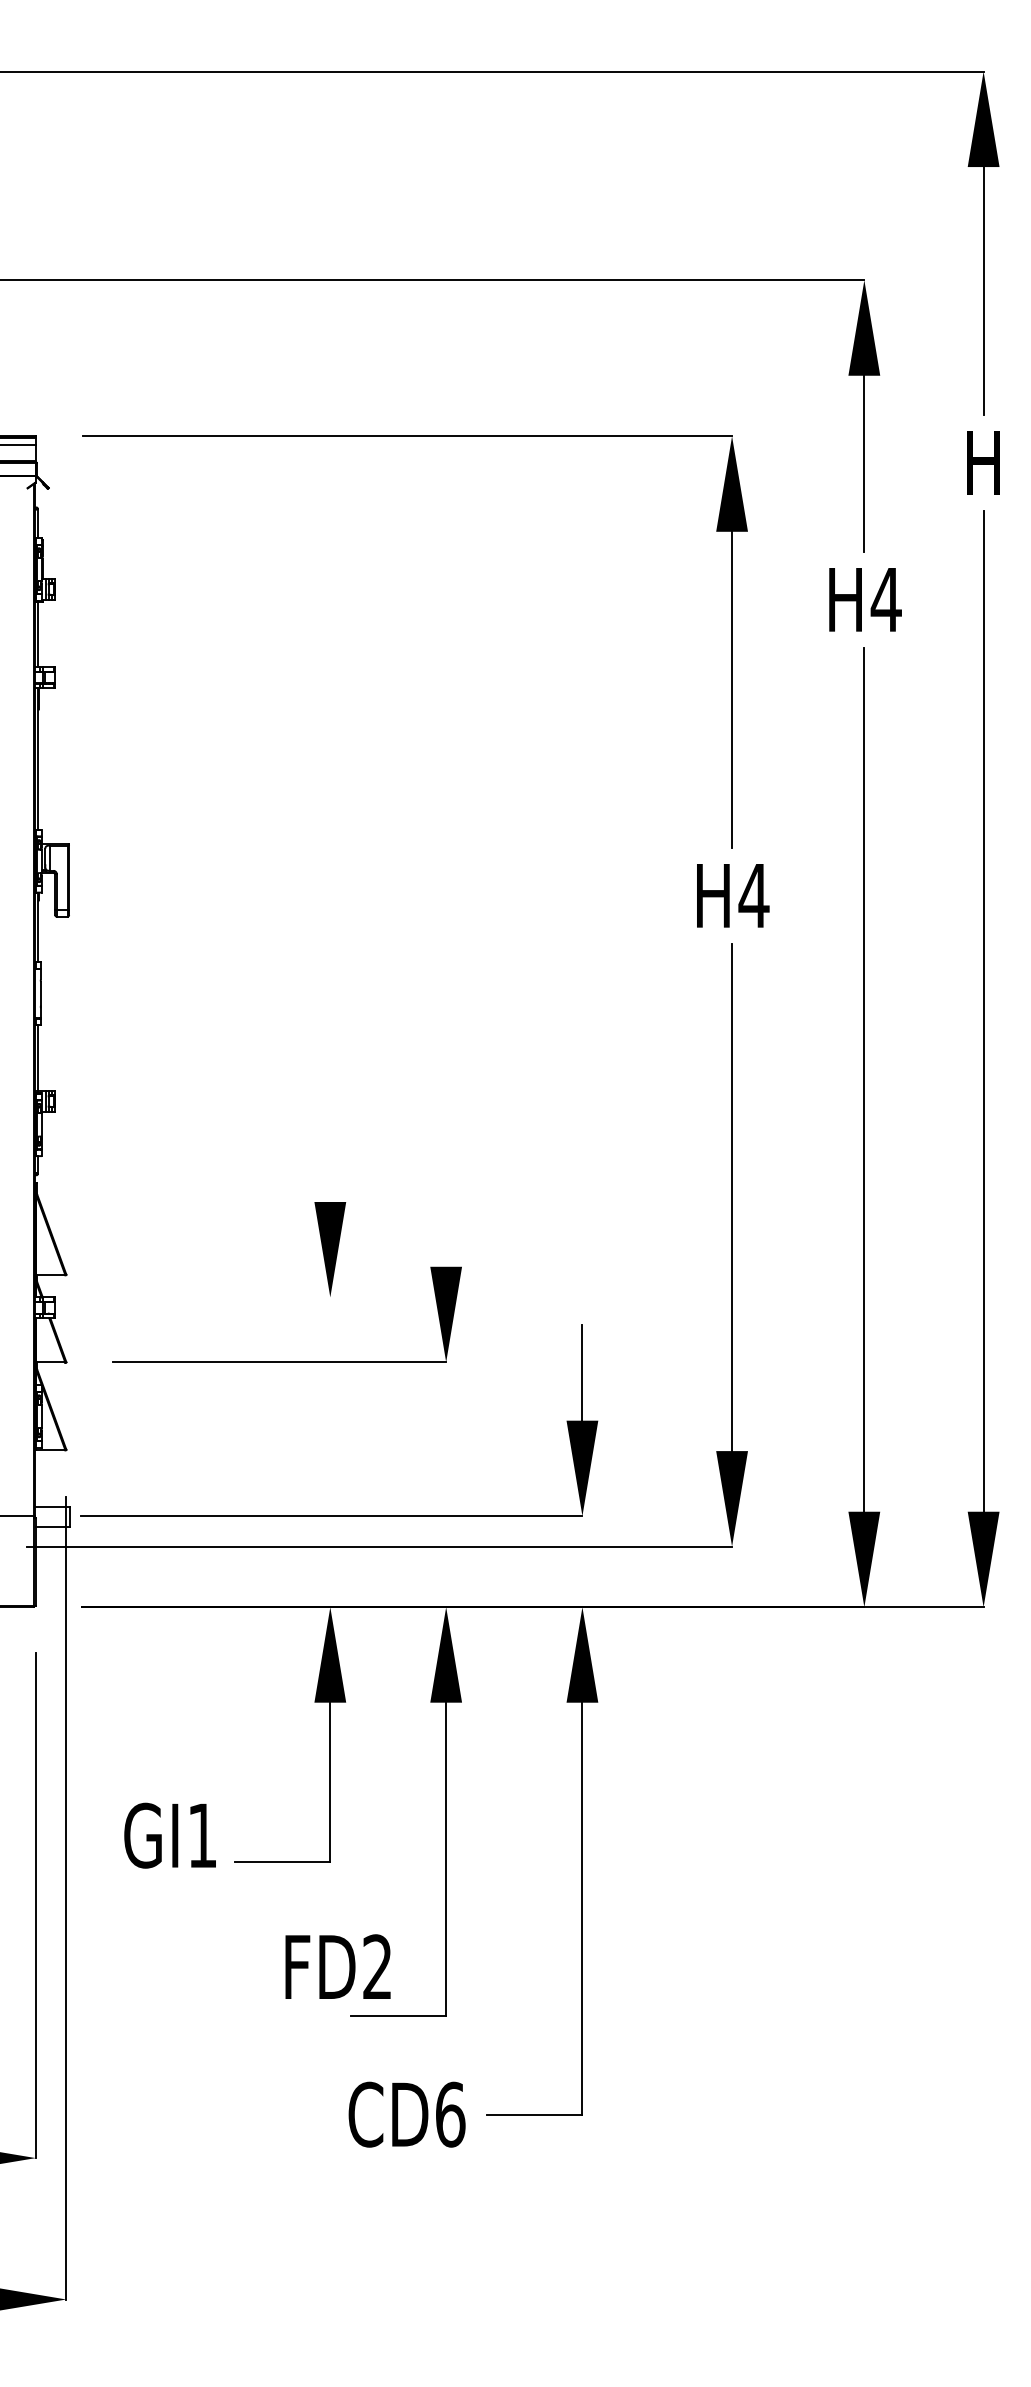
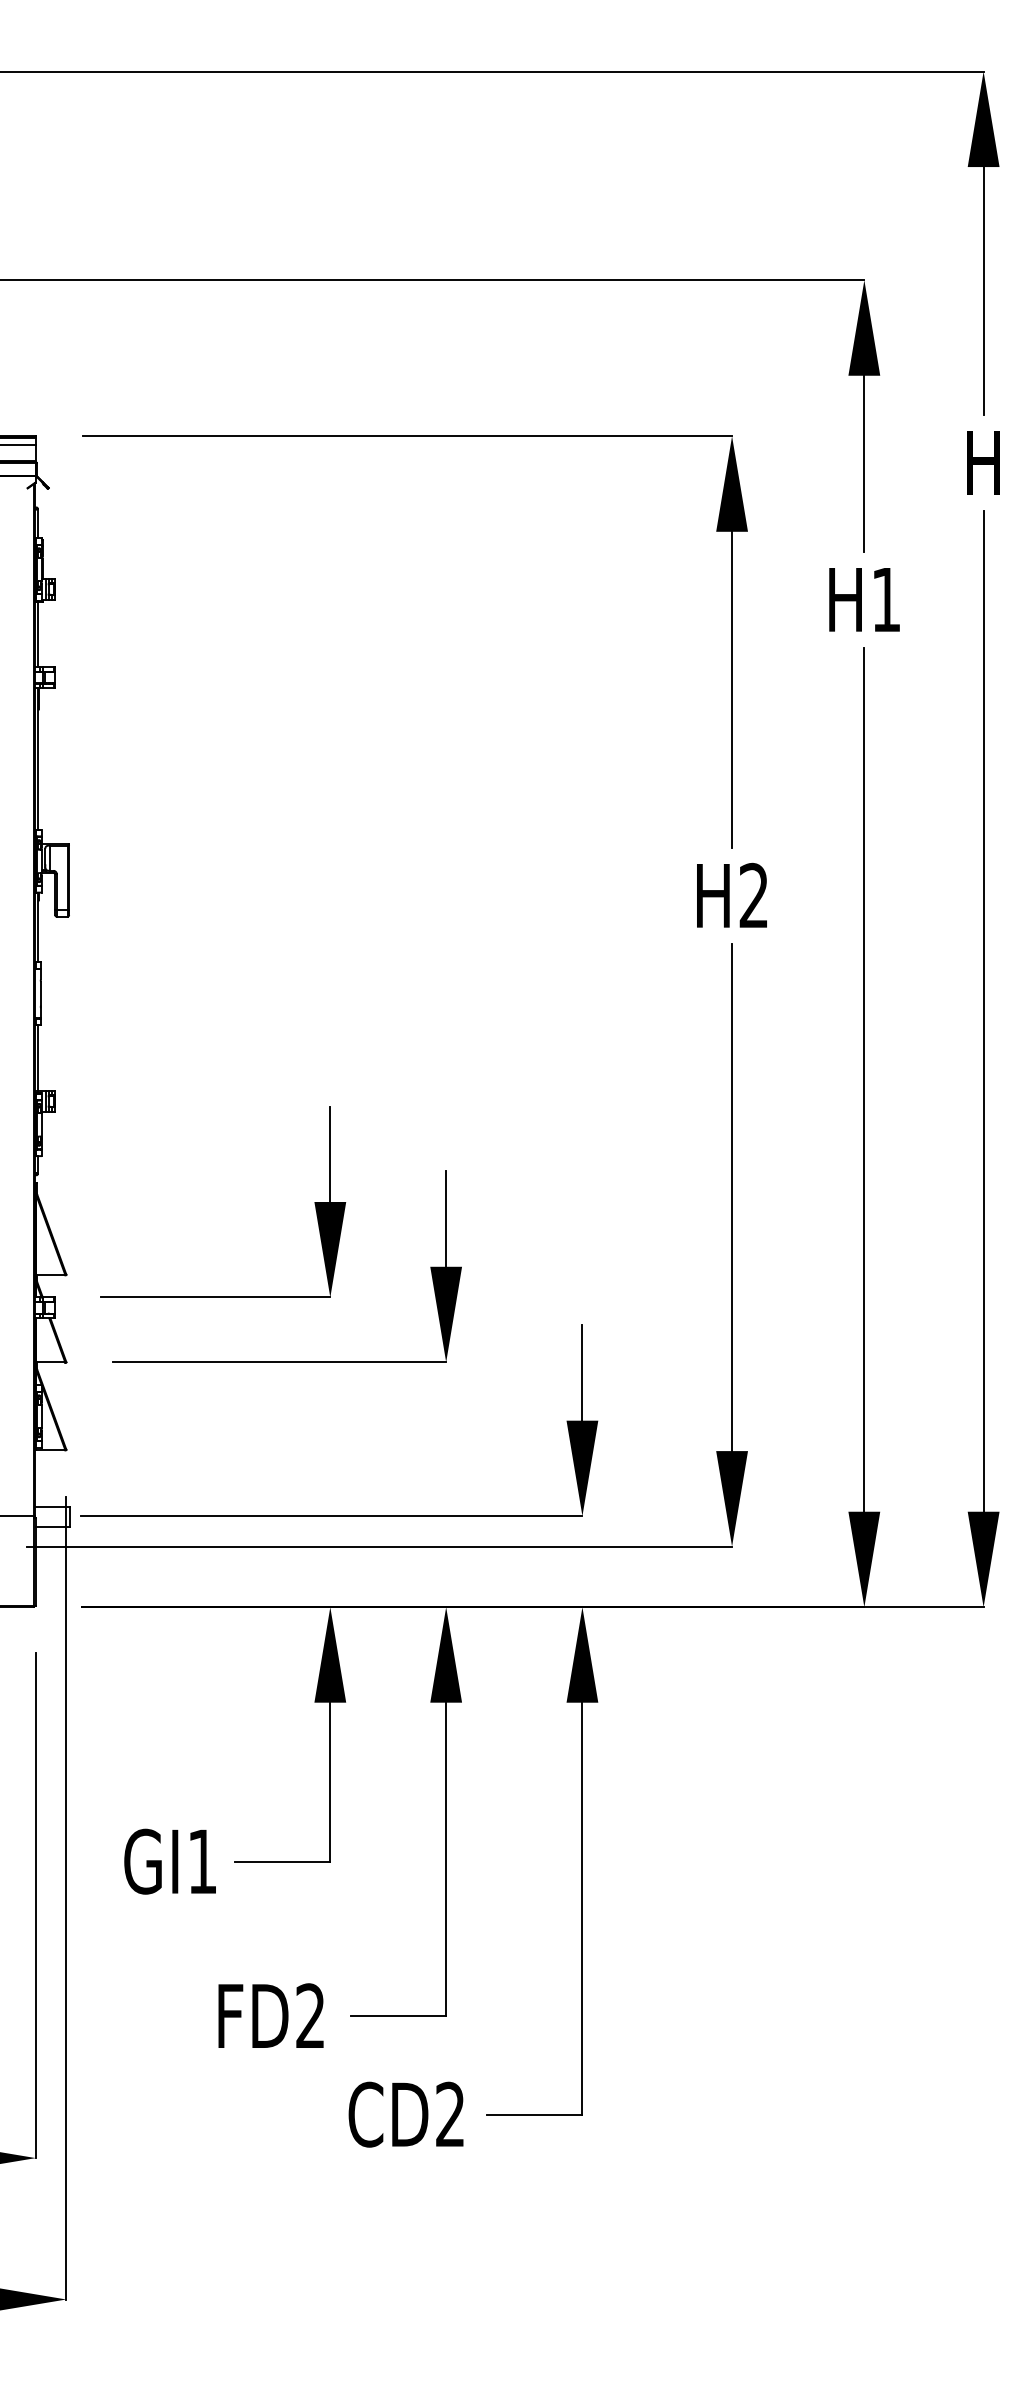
text: H4 -> H1 (885, 599)
text: H4 -> H2 (753, 894)
line: none -> present (330, 1154)
line: none -> present (446, 1218)
line: none -> present (215, 1297)
text position: (169, 1835) -> (169, 1861) (169, 1861)
text position: (337, 1966) -> (270, 2015) (270, 2015)
text: CD6 -> CD2 (450, 2114)
